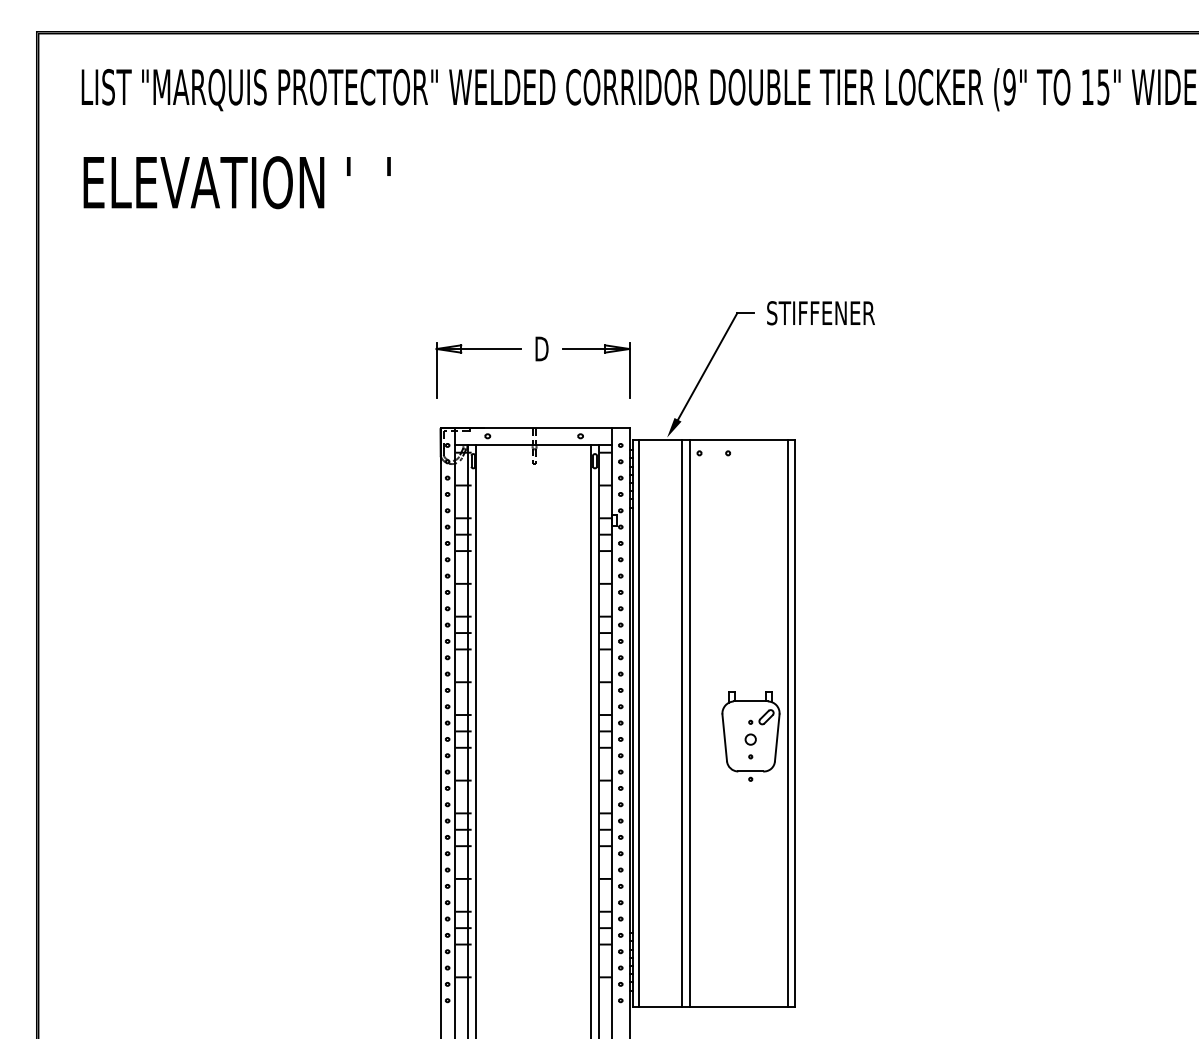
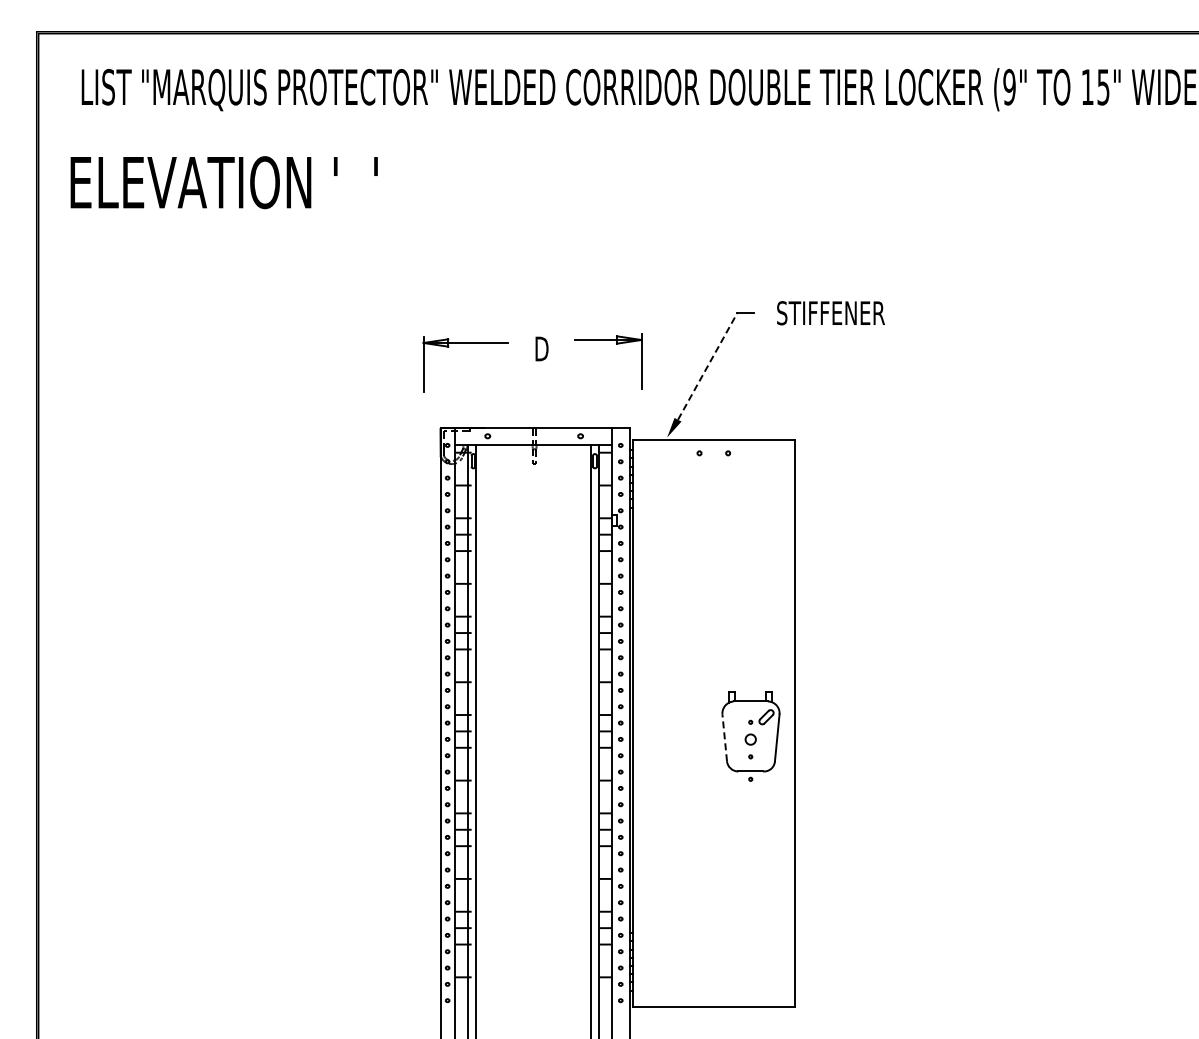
text position: (236, 182) -> (223, 182) (223, 182)
text position: (820, 313) -> (830, 313) (830, 313)
part position: (478, 349) -> (465, 343) (465, 343)
part position: (604, 353) -> (616, 344) (616, 344)
line: solid -> dashed (707, 366)
line: present -> none (638, 723)
line: present -> none (682, 723)
line: present -> none (690, 723)
line: present -> none (787, 723)
line: solid -> dashed (724, 737)
